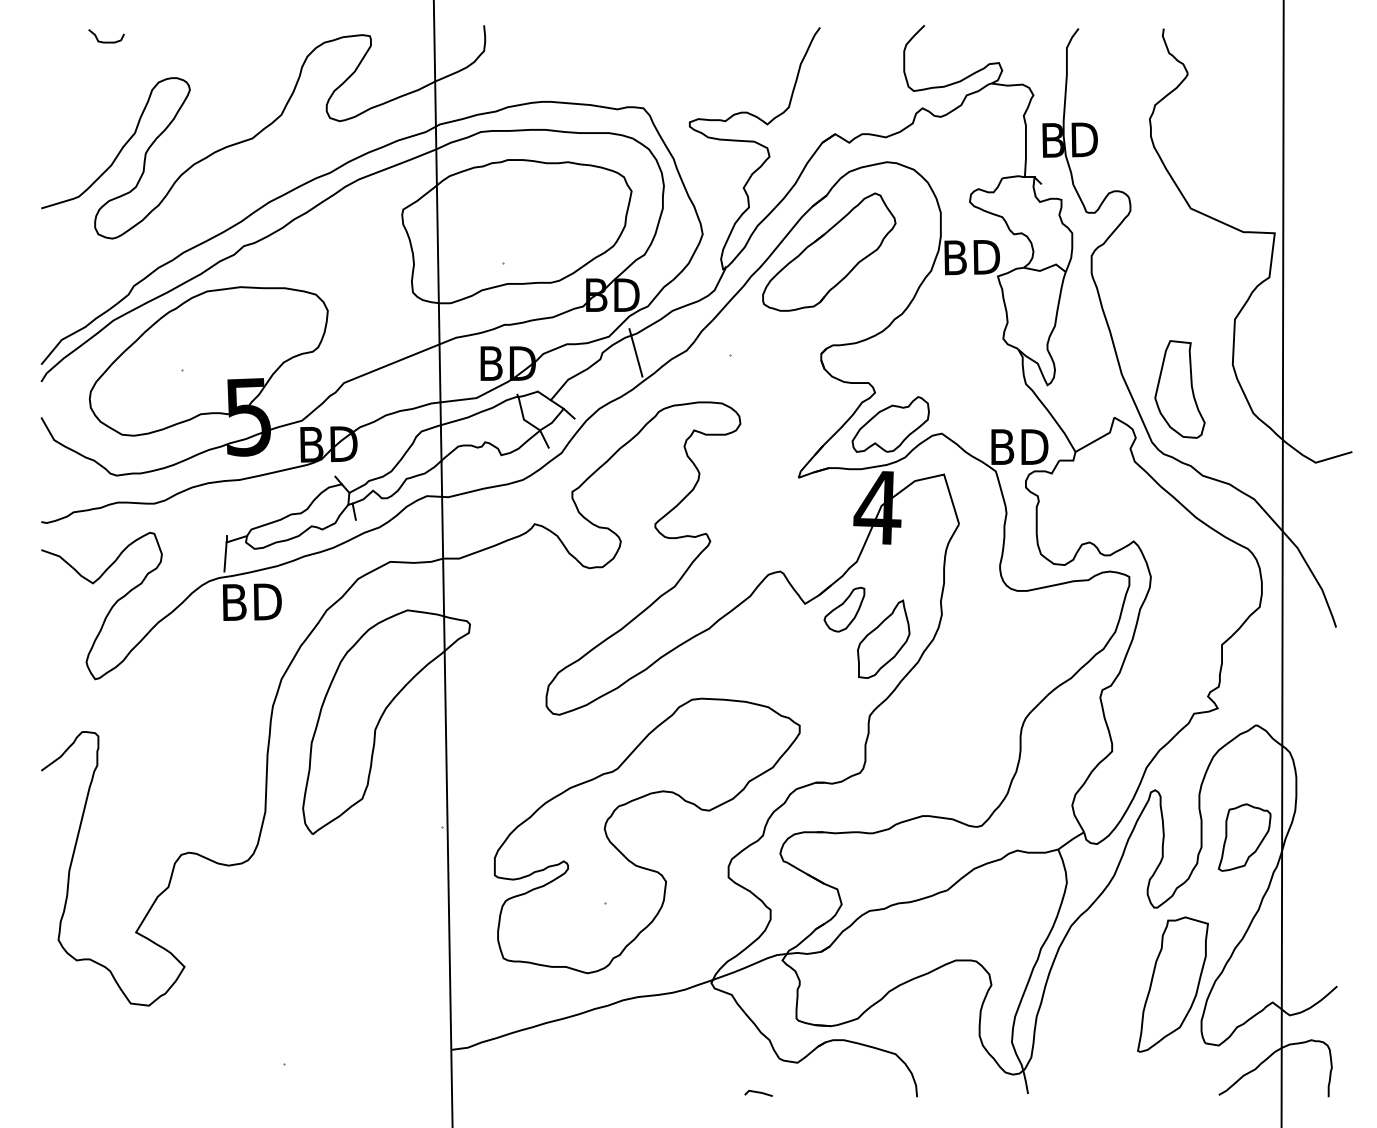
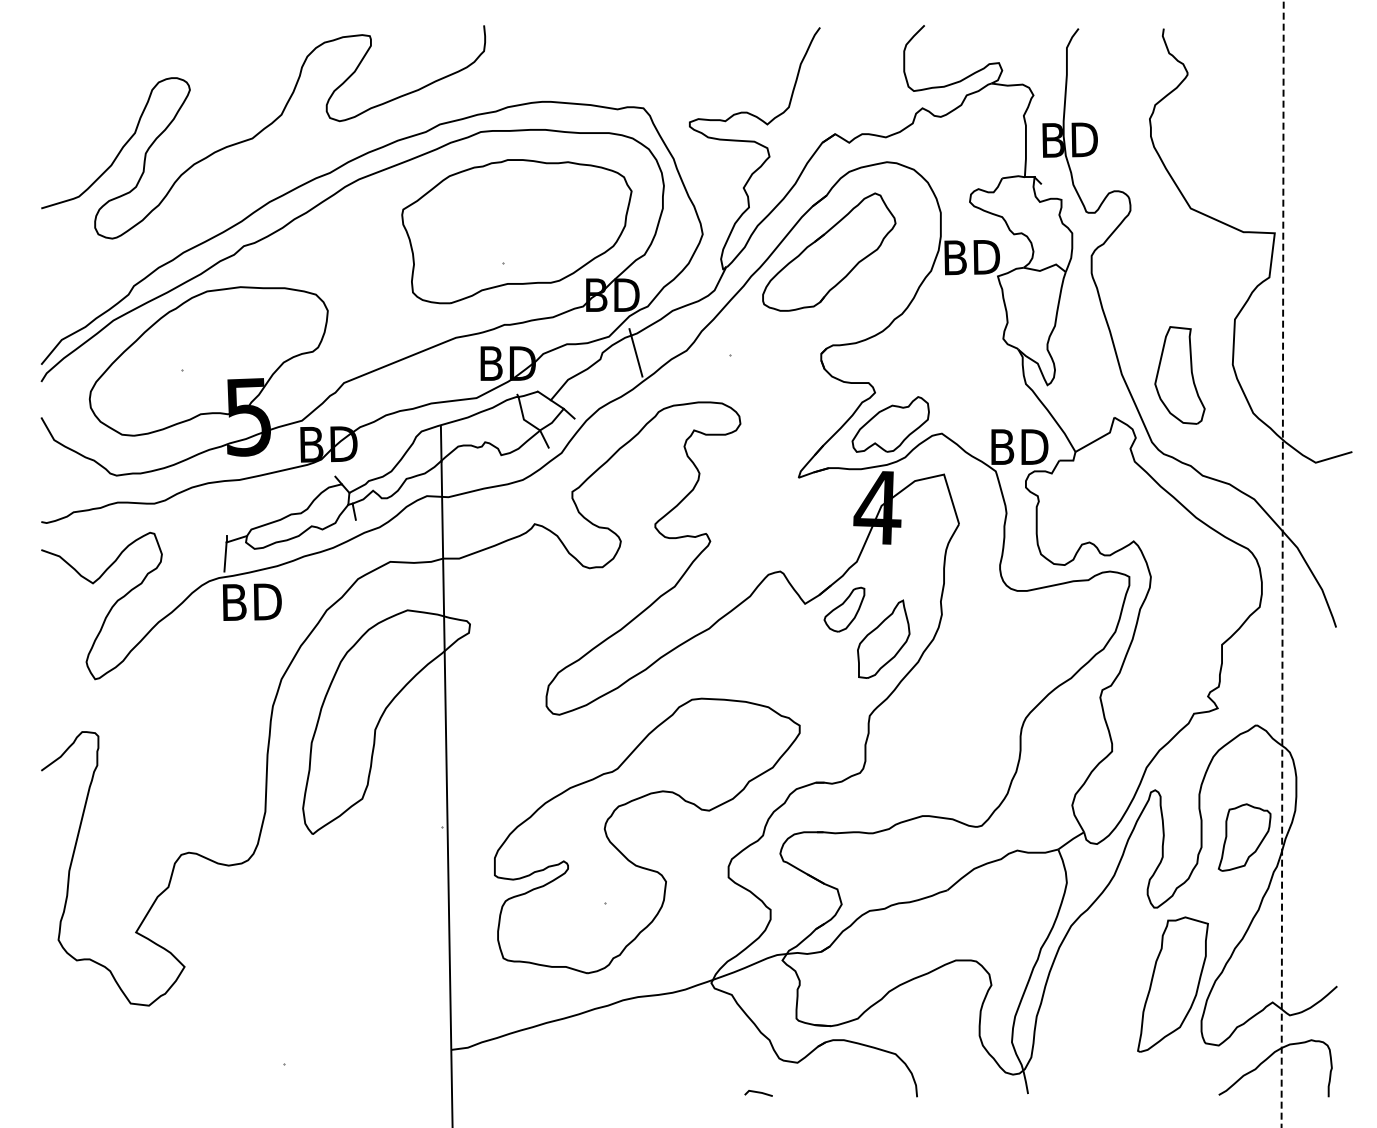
curve: present -> none (106, 41)
line: present -> none (436, 214)
part position: (1179, 389) -> (1179, 375) (1179, 375)
line: solid -> dashed (1282, 564)
